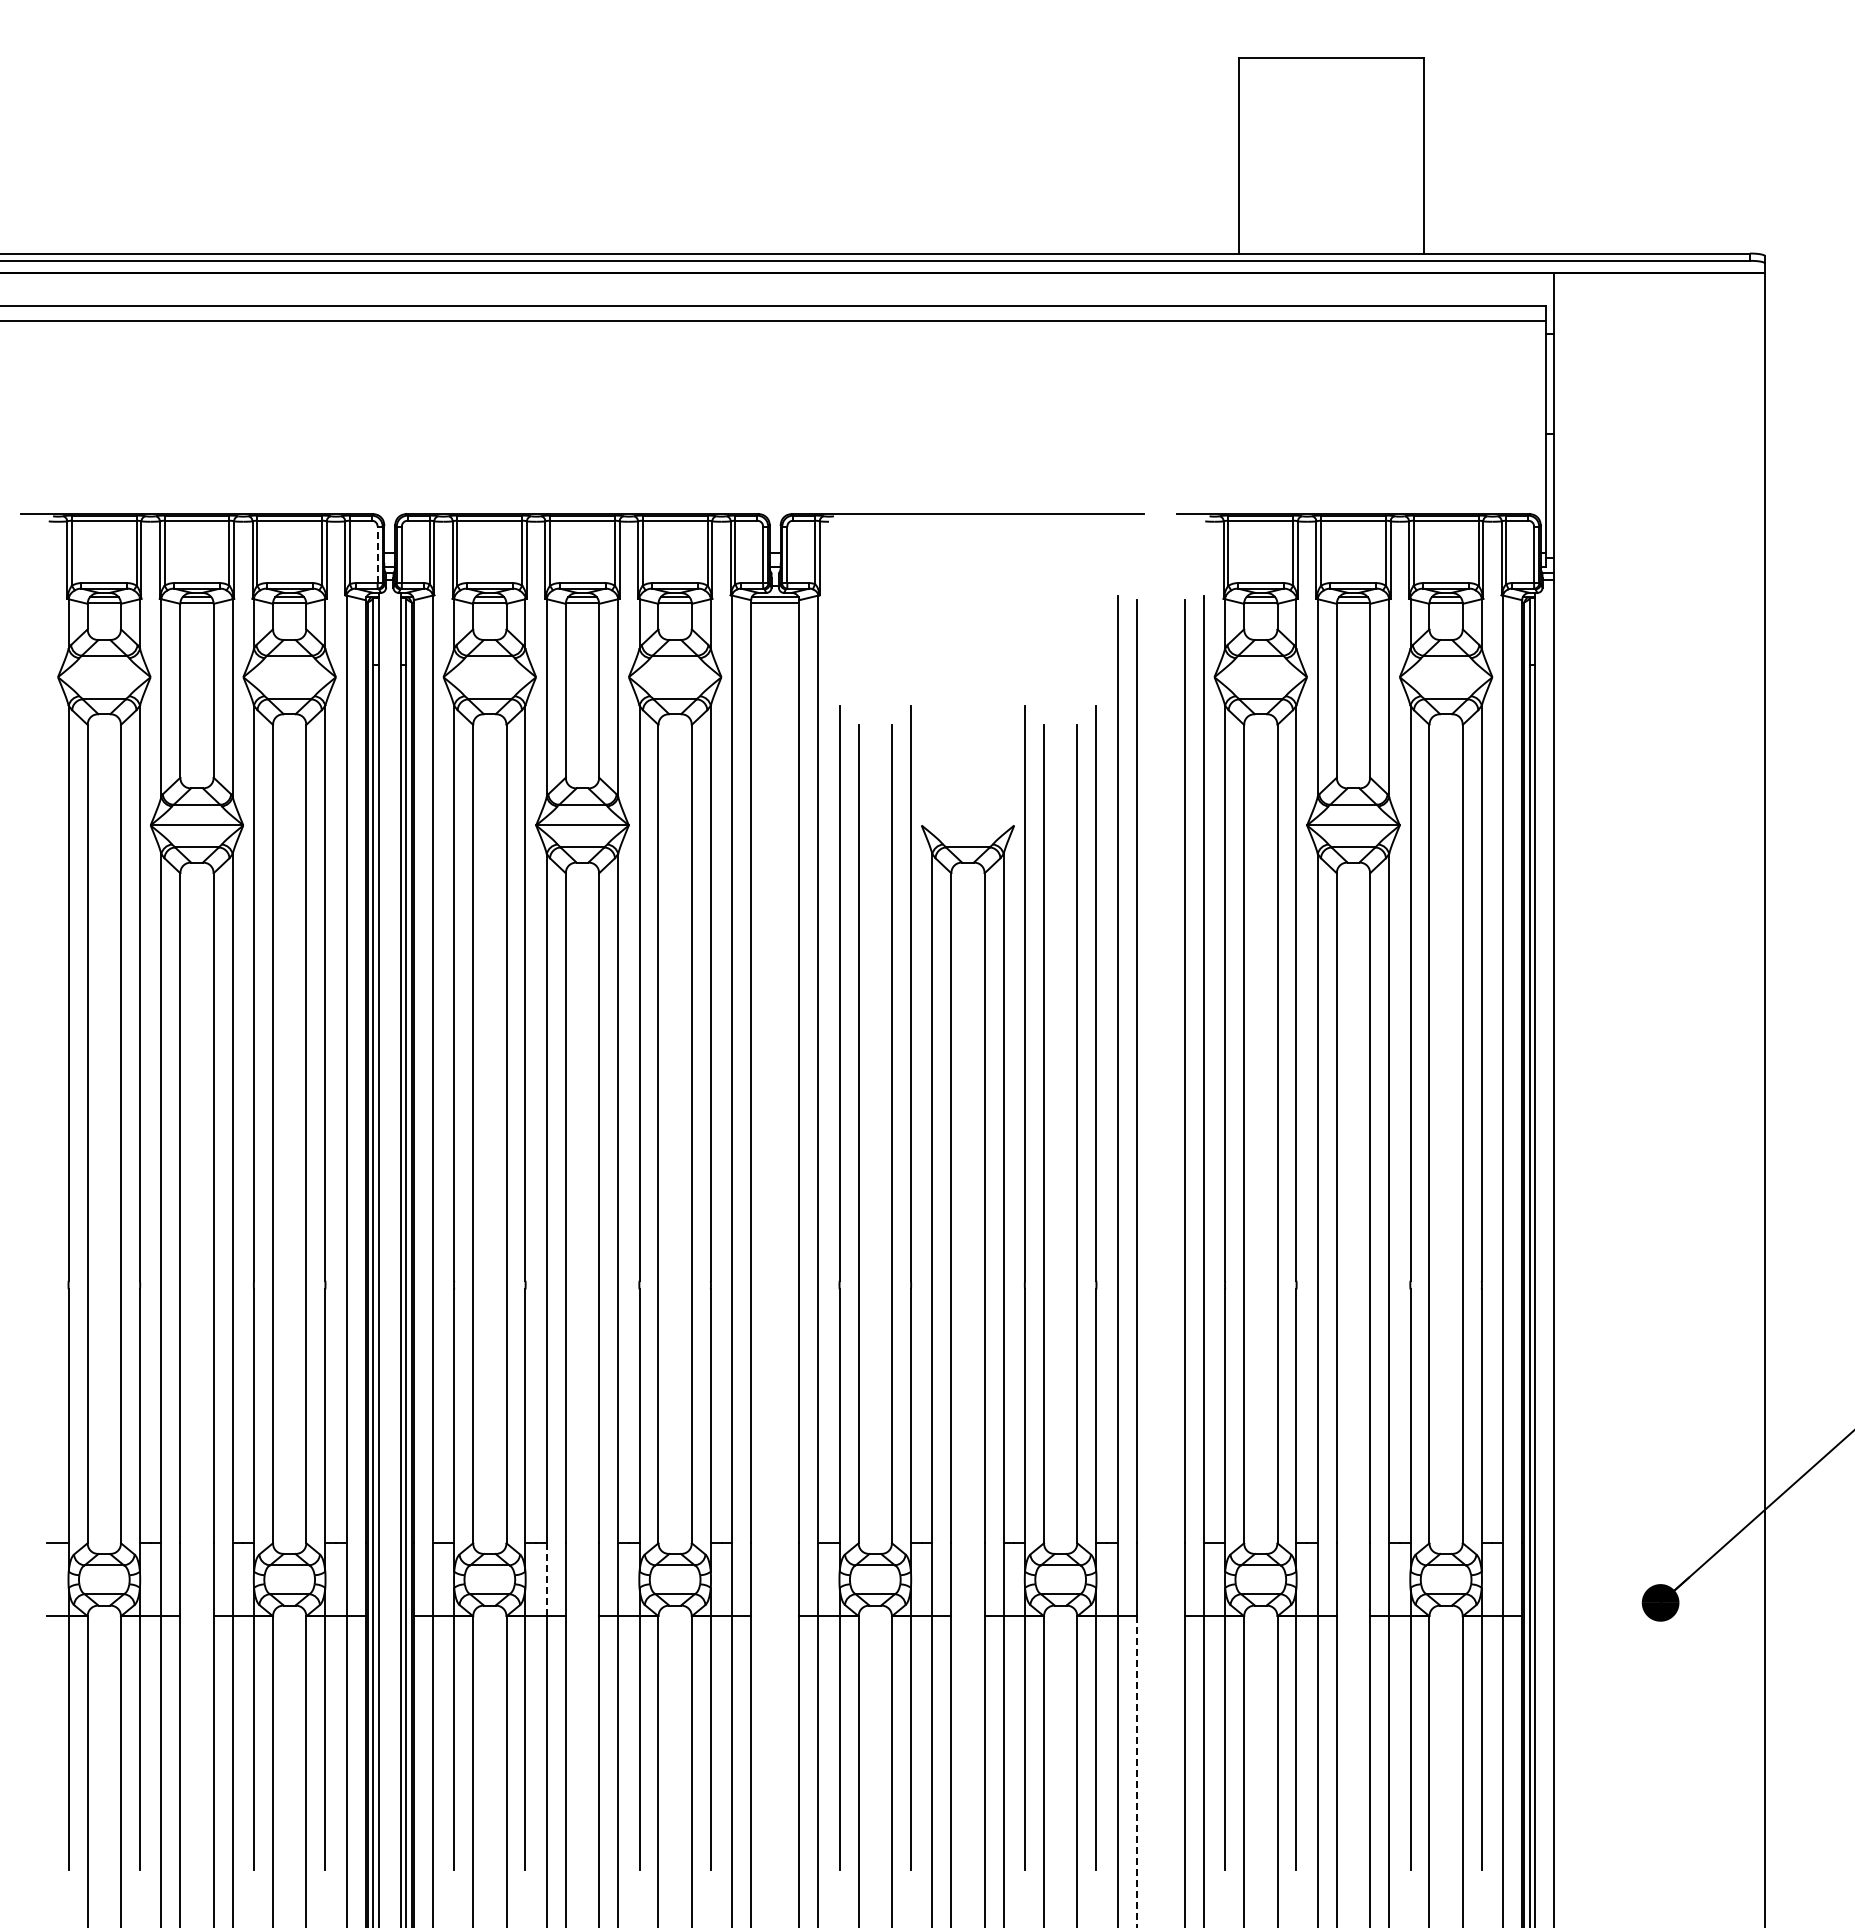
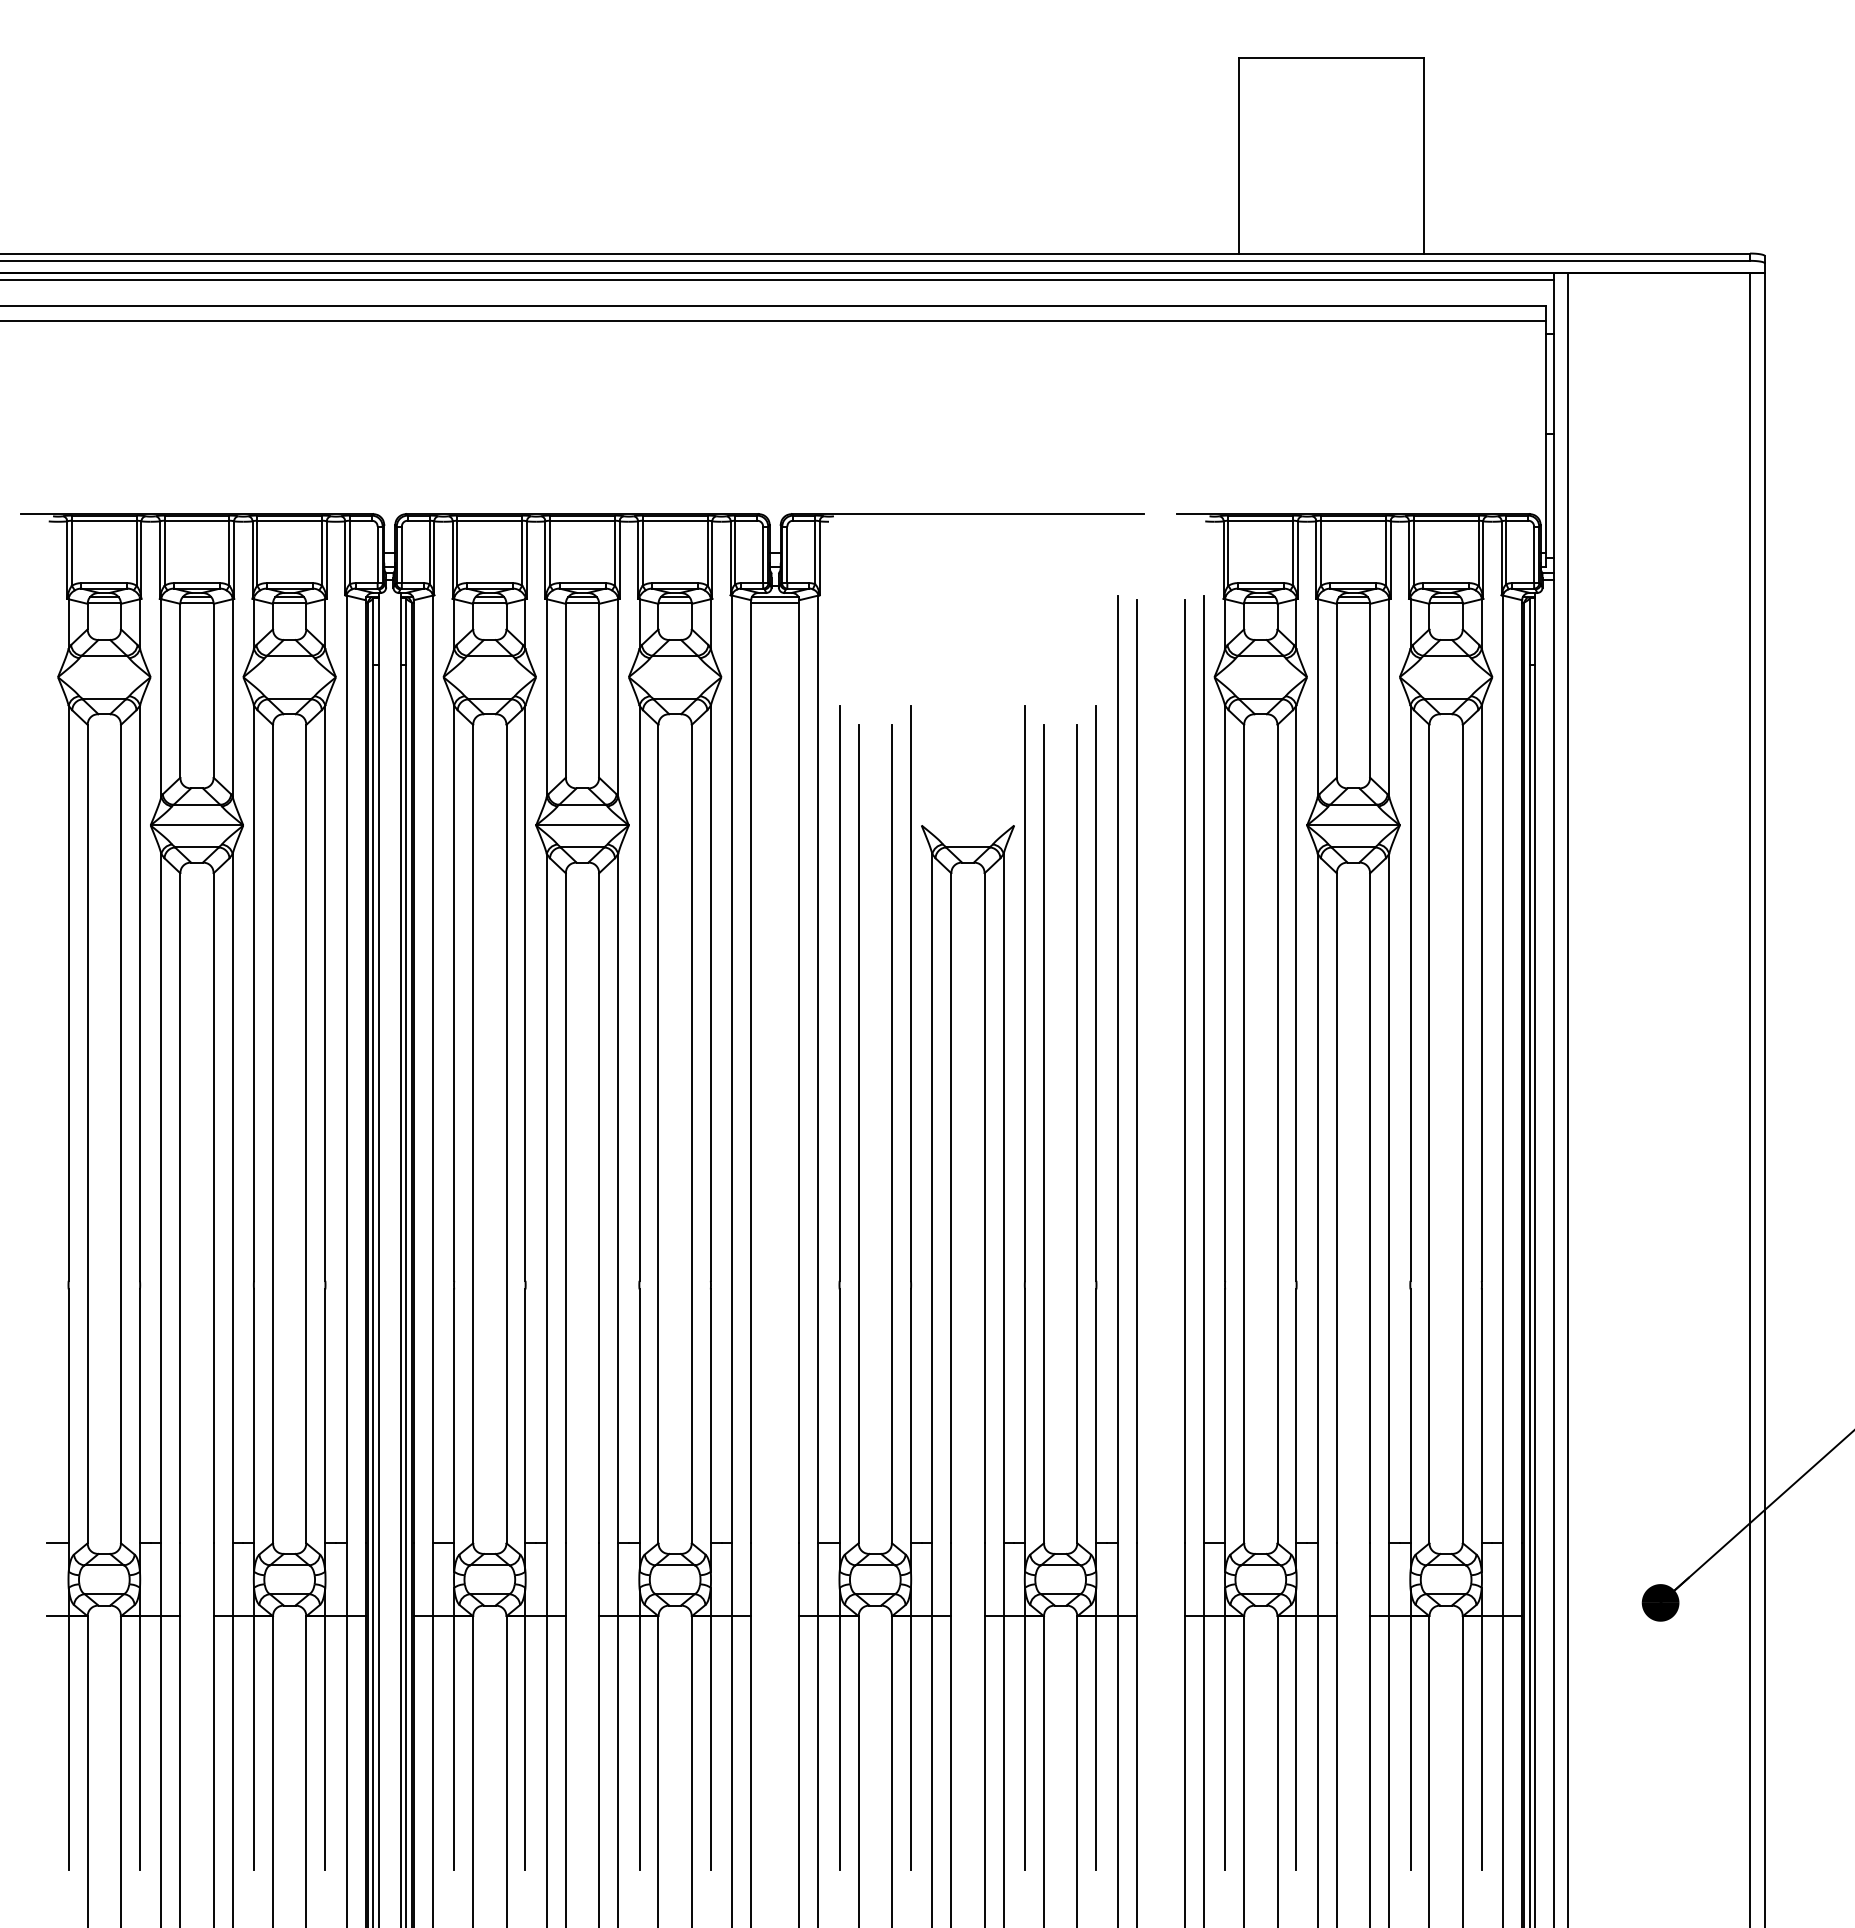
line: none -> present (777, 280)
line: dashed -> solid (377, 554)
line: none -> present (1568, 1098)
line: none -> present (1750, 1098)
line: dashed -> solid (546, 1579)
line: dashed -> solid (1136, 1772)
